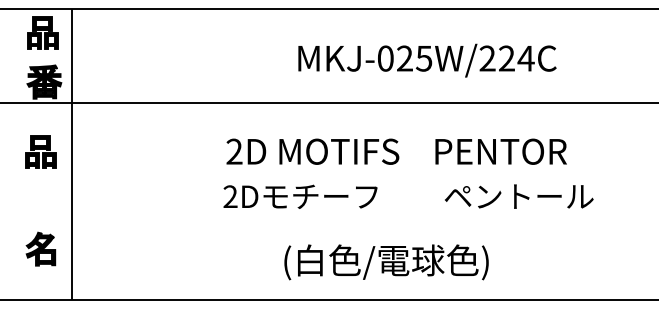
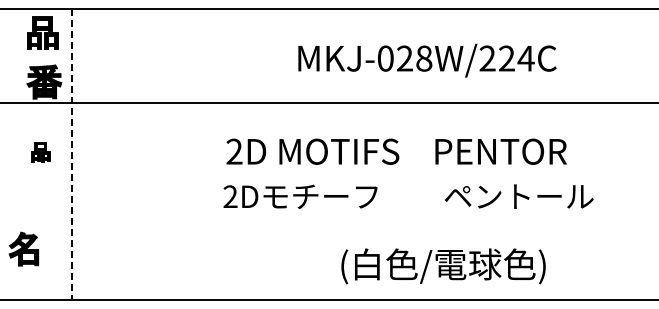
text: MKJ-025W/224C -> MKJ-028W/224C (423, 58)
part size: 32x34 px -> 20x21 px (40, 152)
line: solid -> dashed (71, 154)
part position: (40, 248) -> (23, 248) (23, 248)
text position: (386, 262) -> (443, 266) (443, 266)
